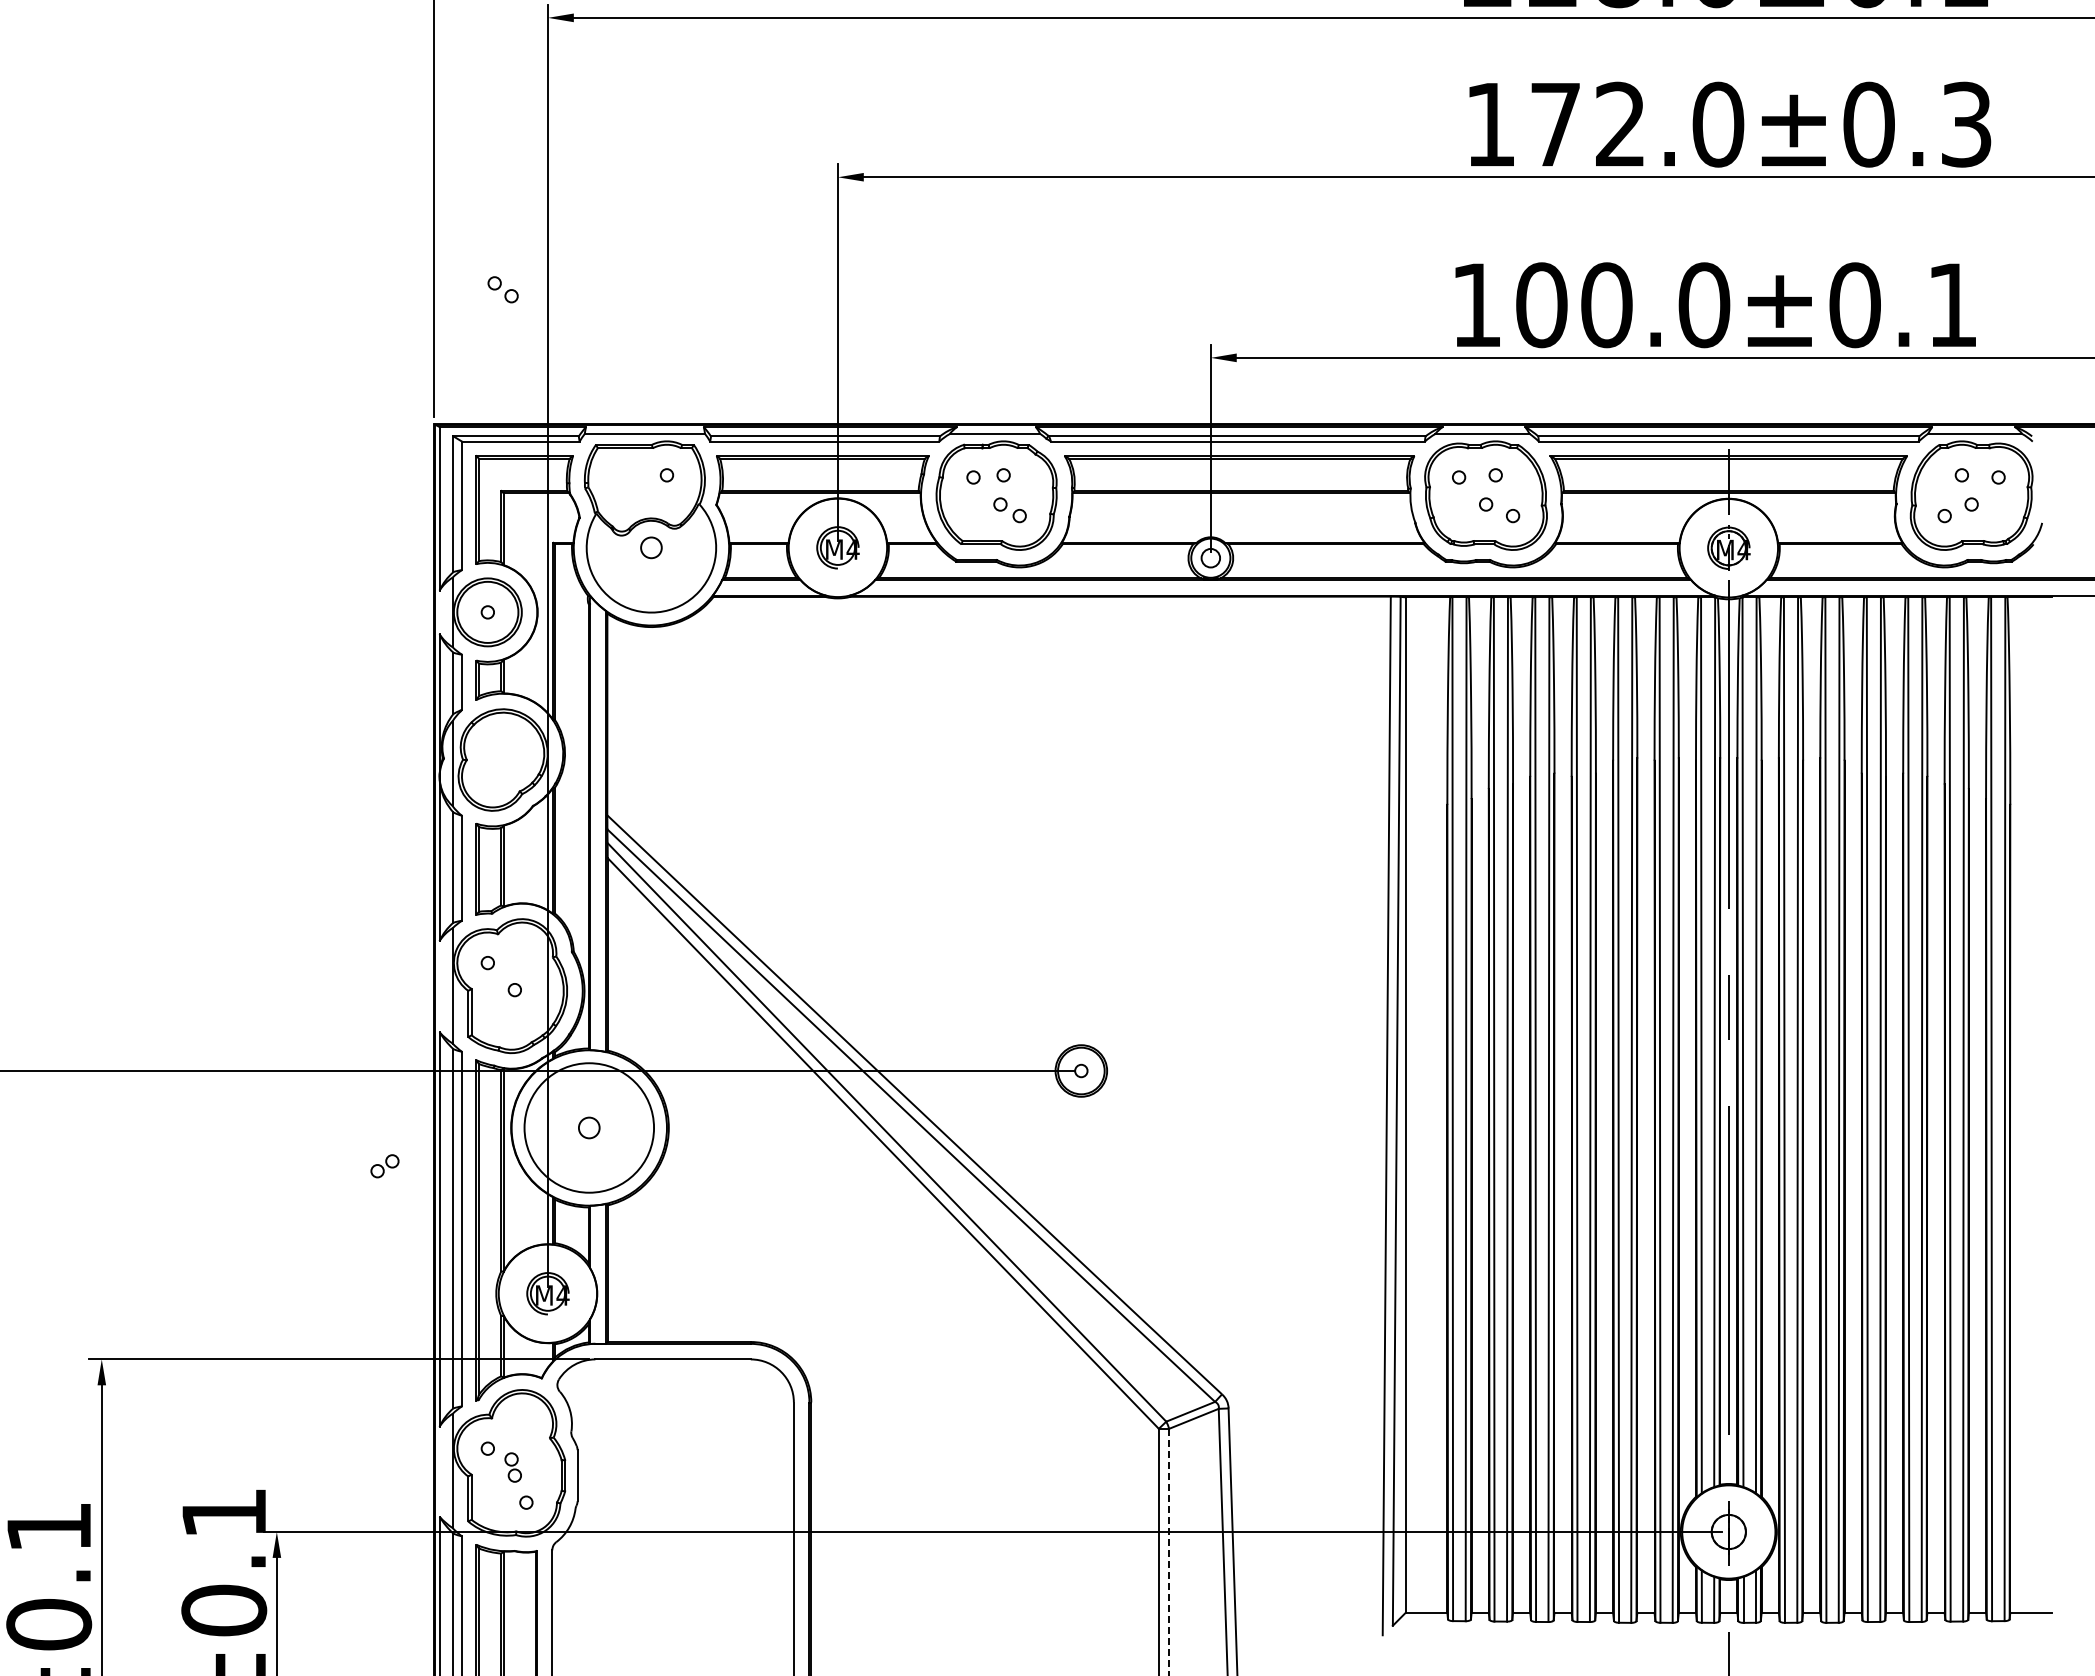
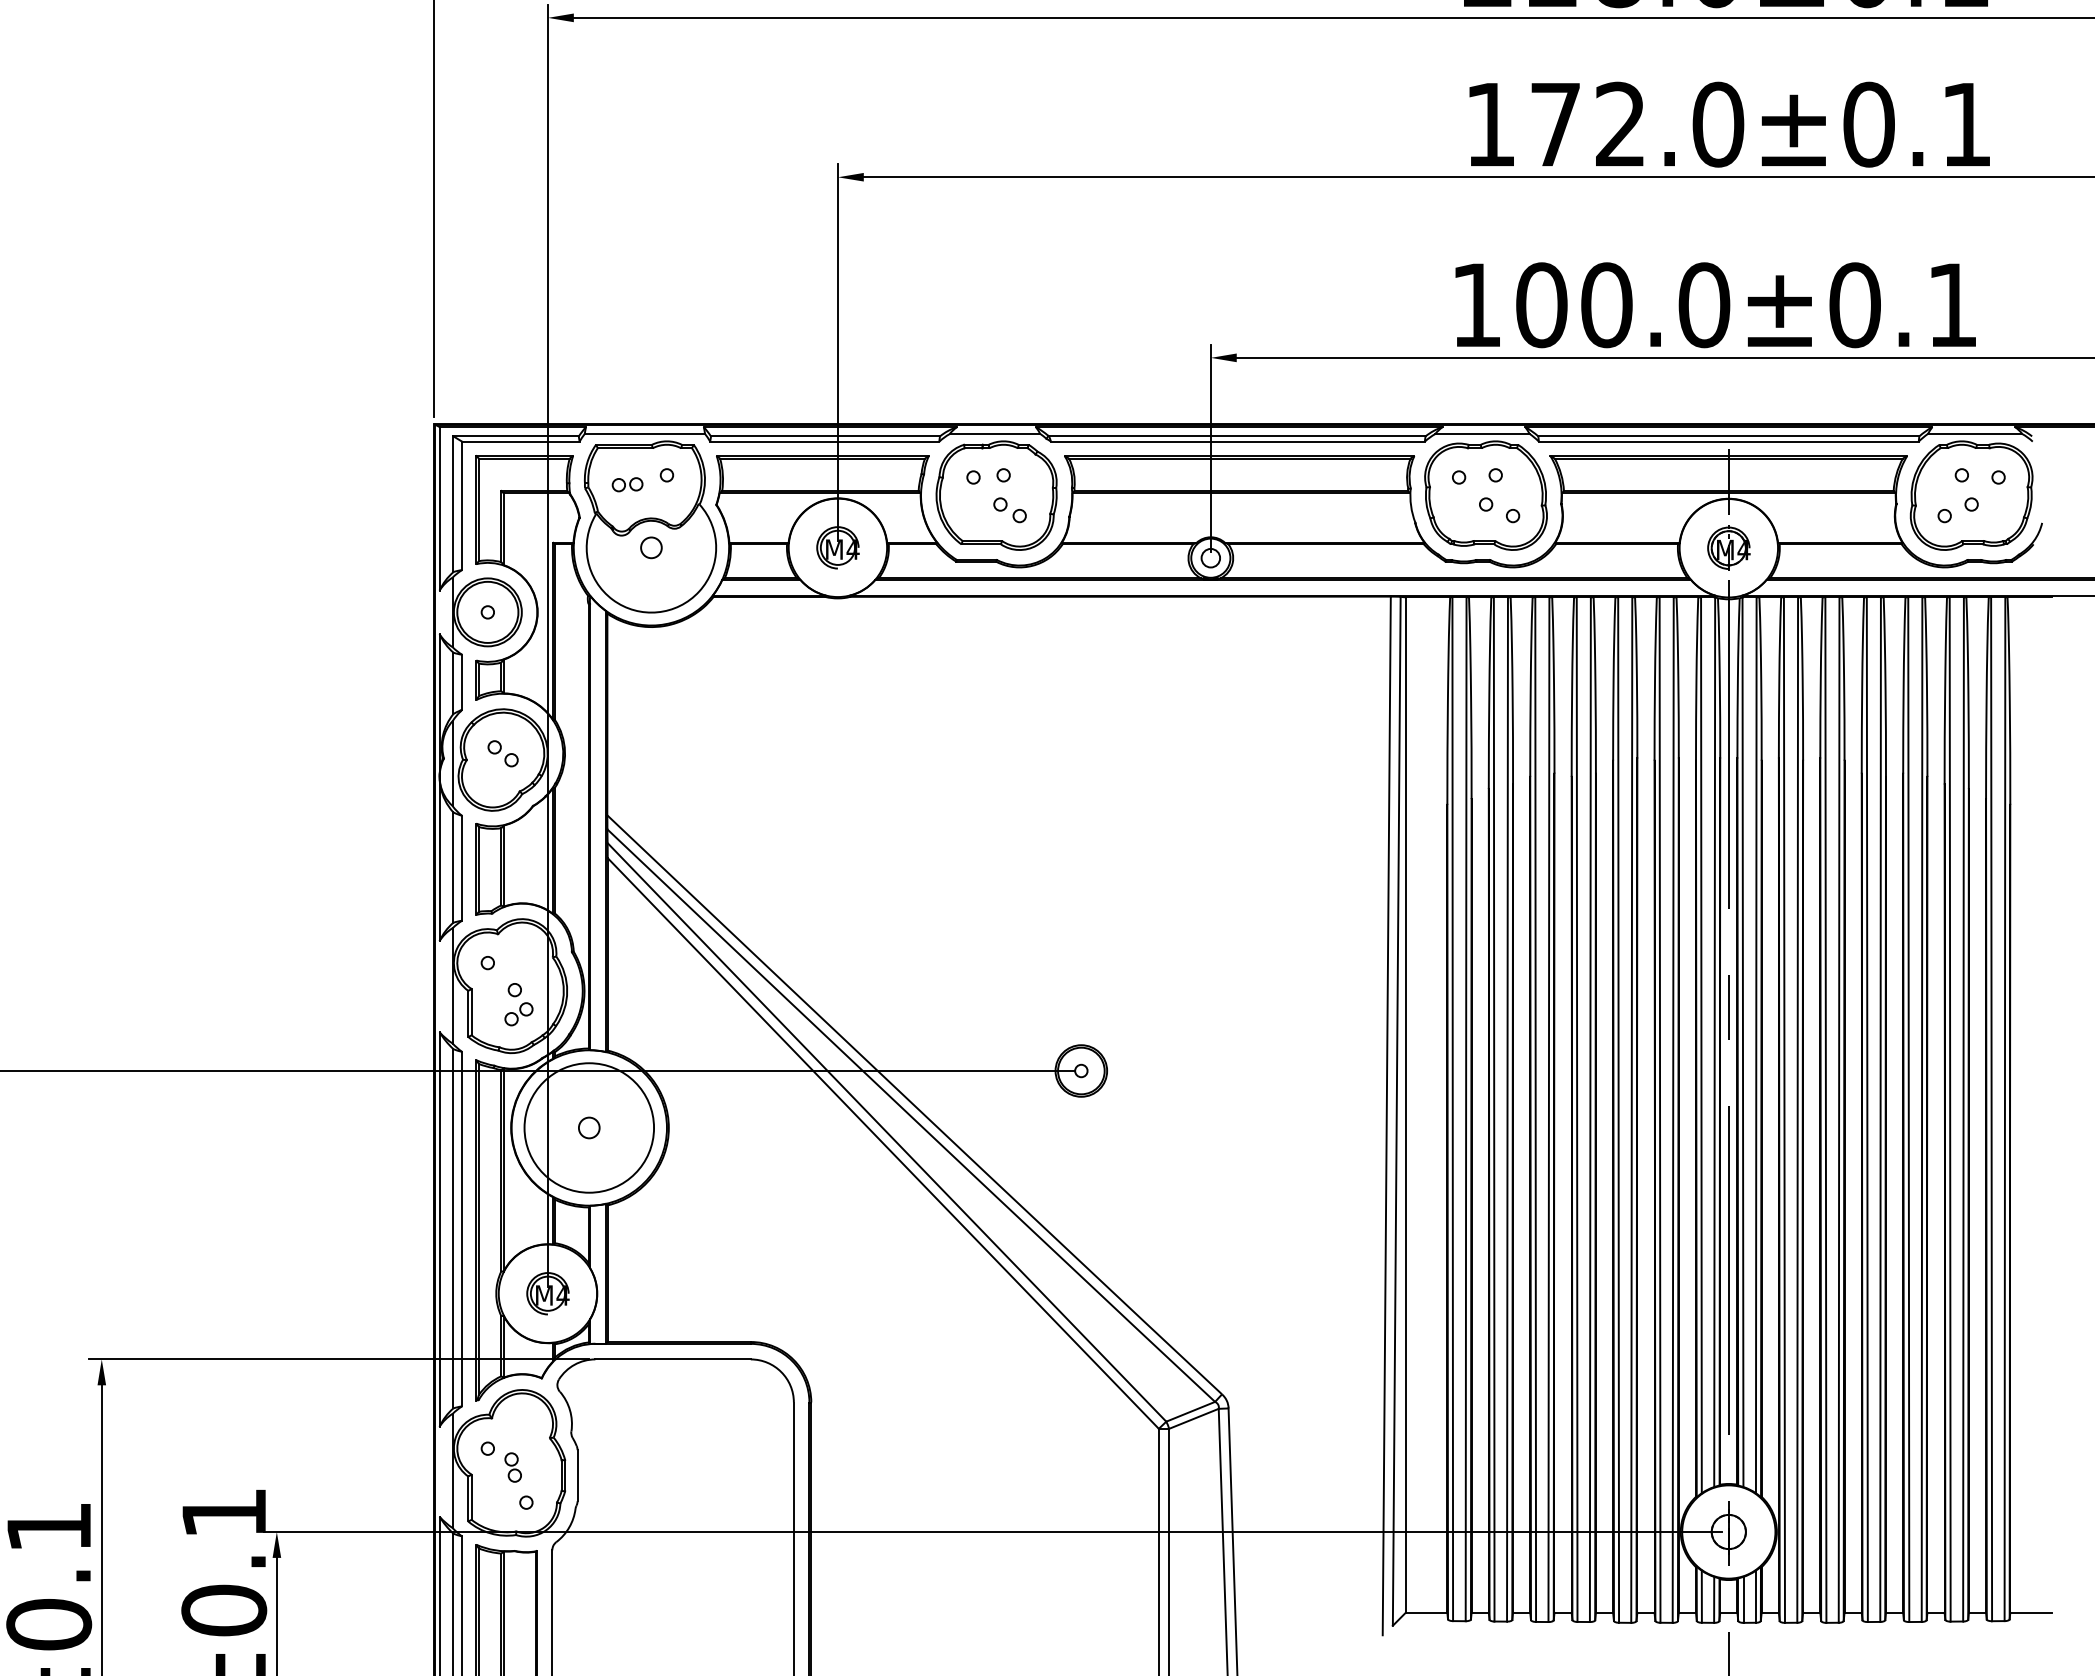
text: 172.0±0.3 -> 172.0±0.1 (1966, 124)
part position: (502, 289) -> (502, 753) (502, 753)
part: none -> present (627, 484)
part position: (384, 1166) -> (518, 1014) (518, 1014)
line: dashed -> solid (1169, 1552)
